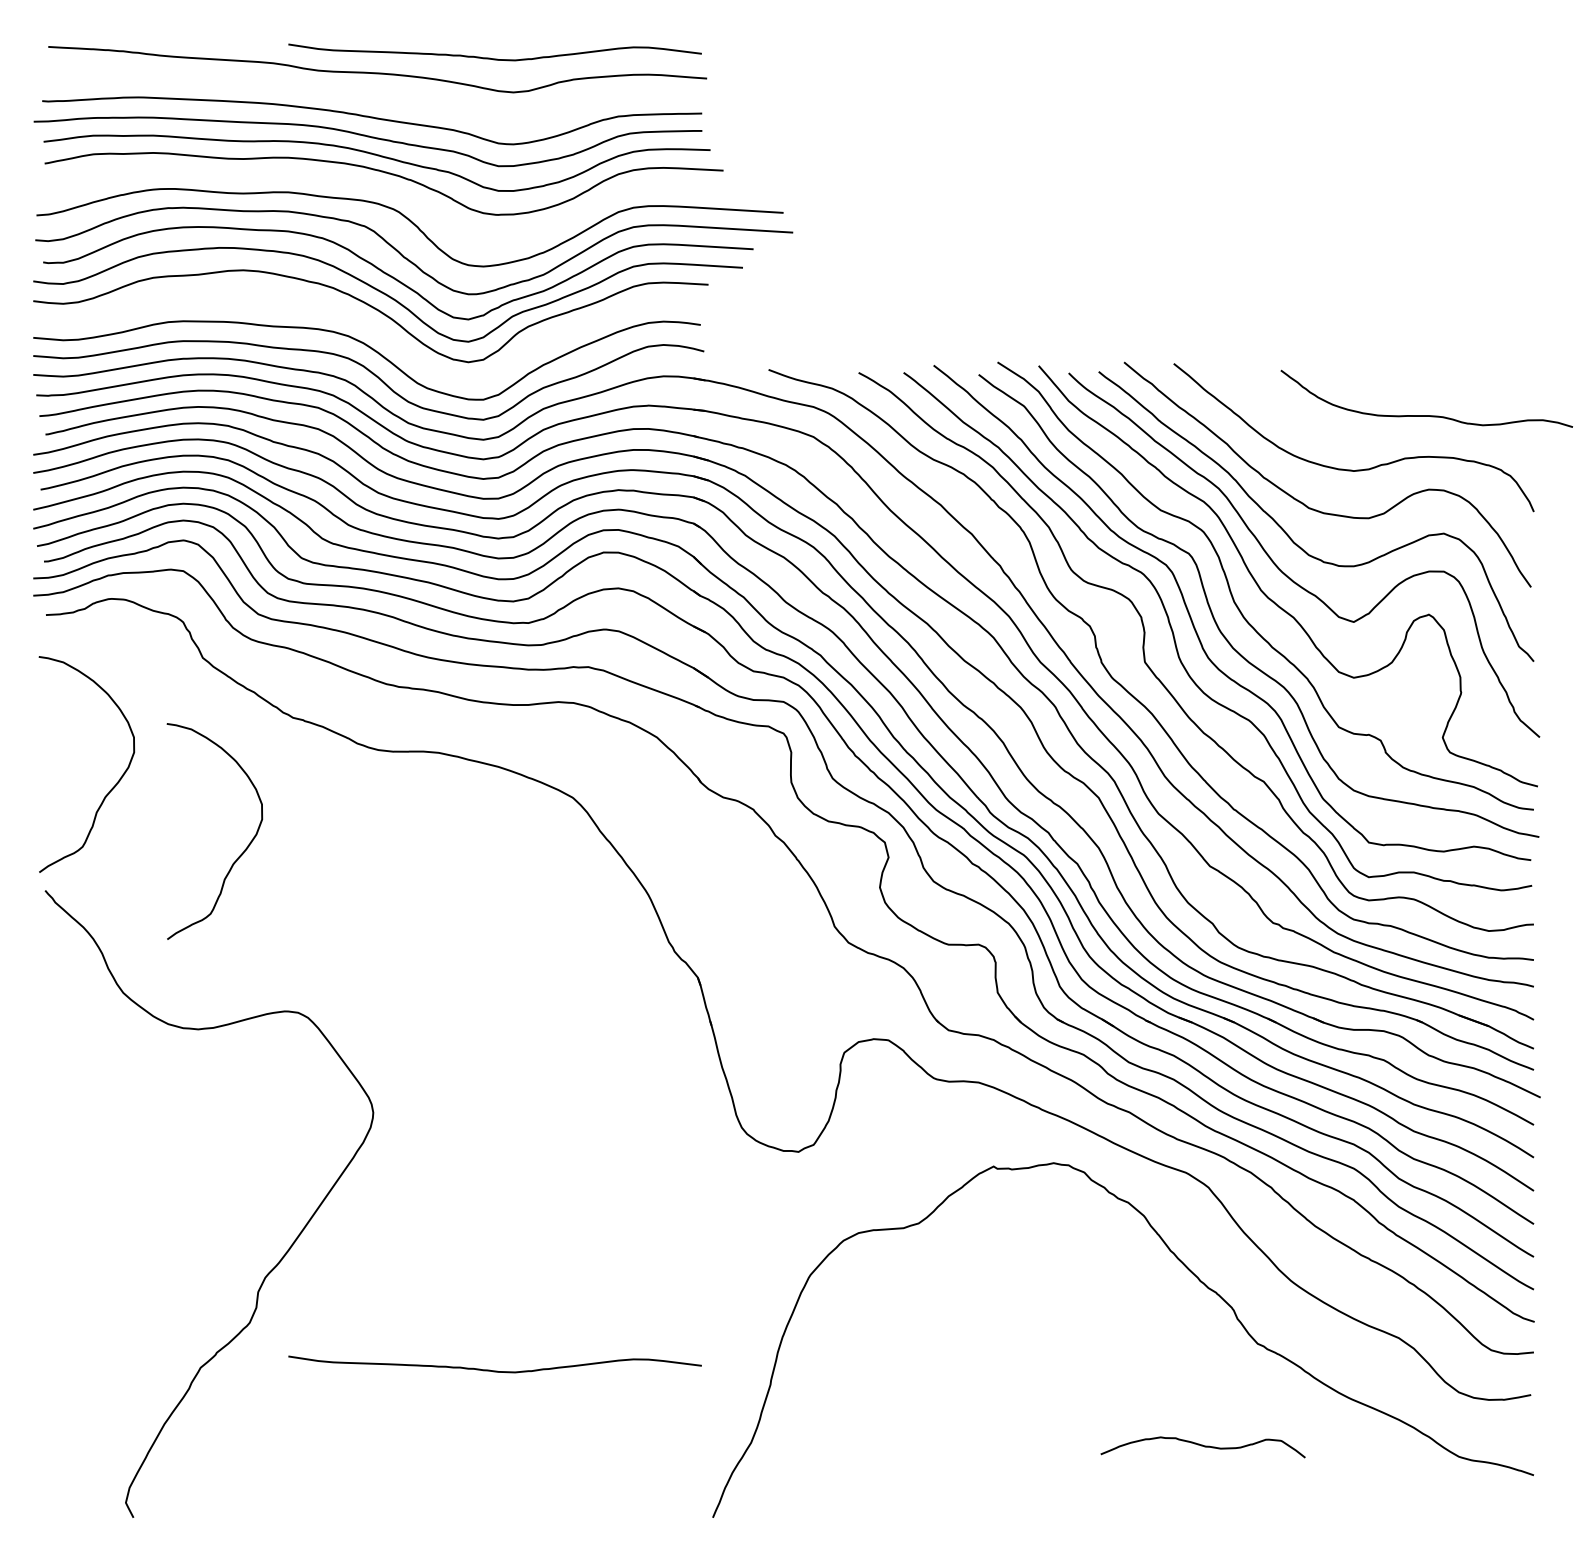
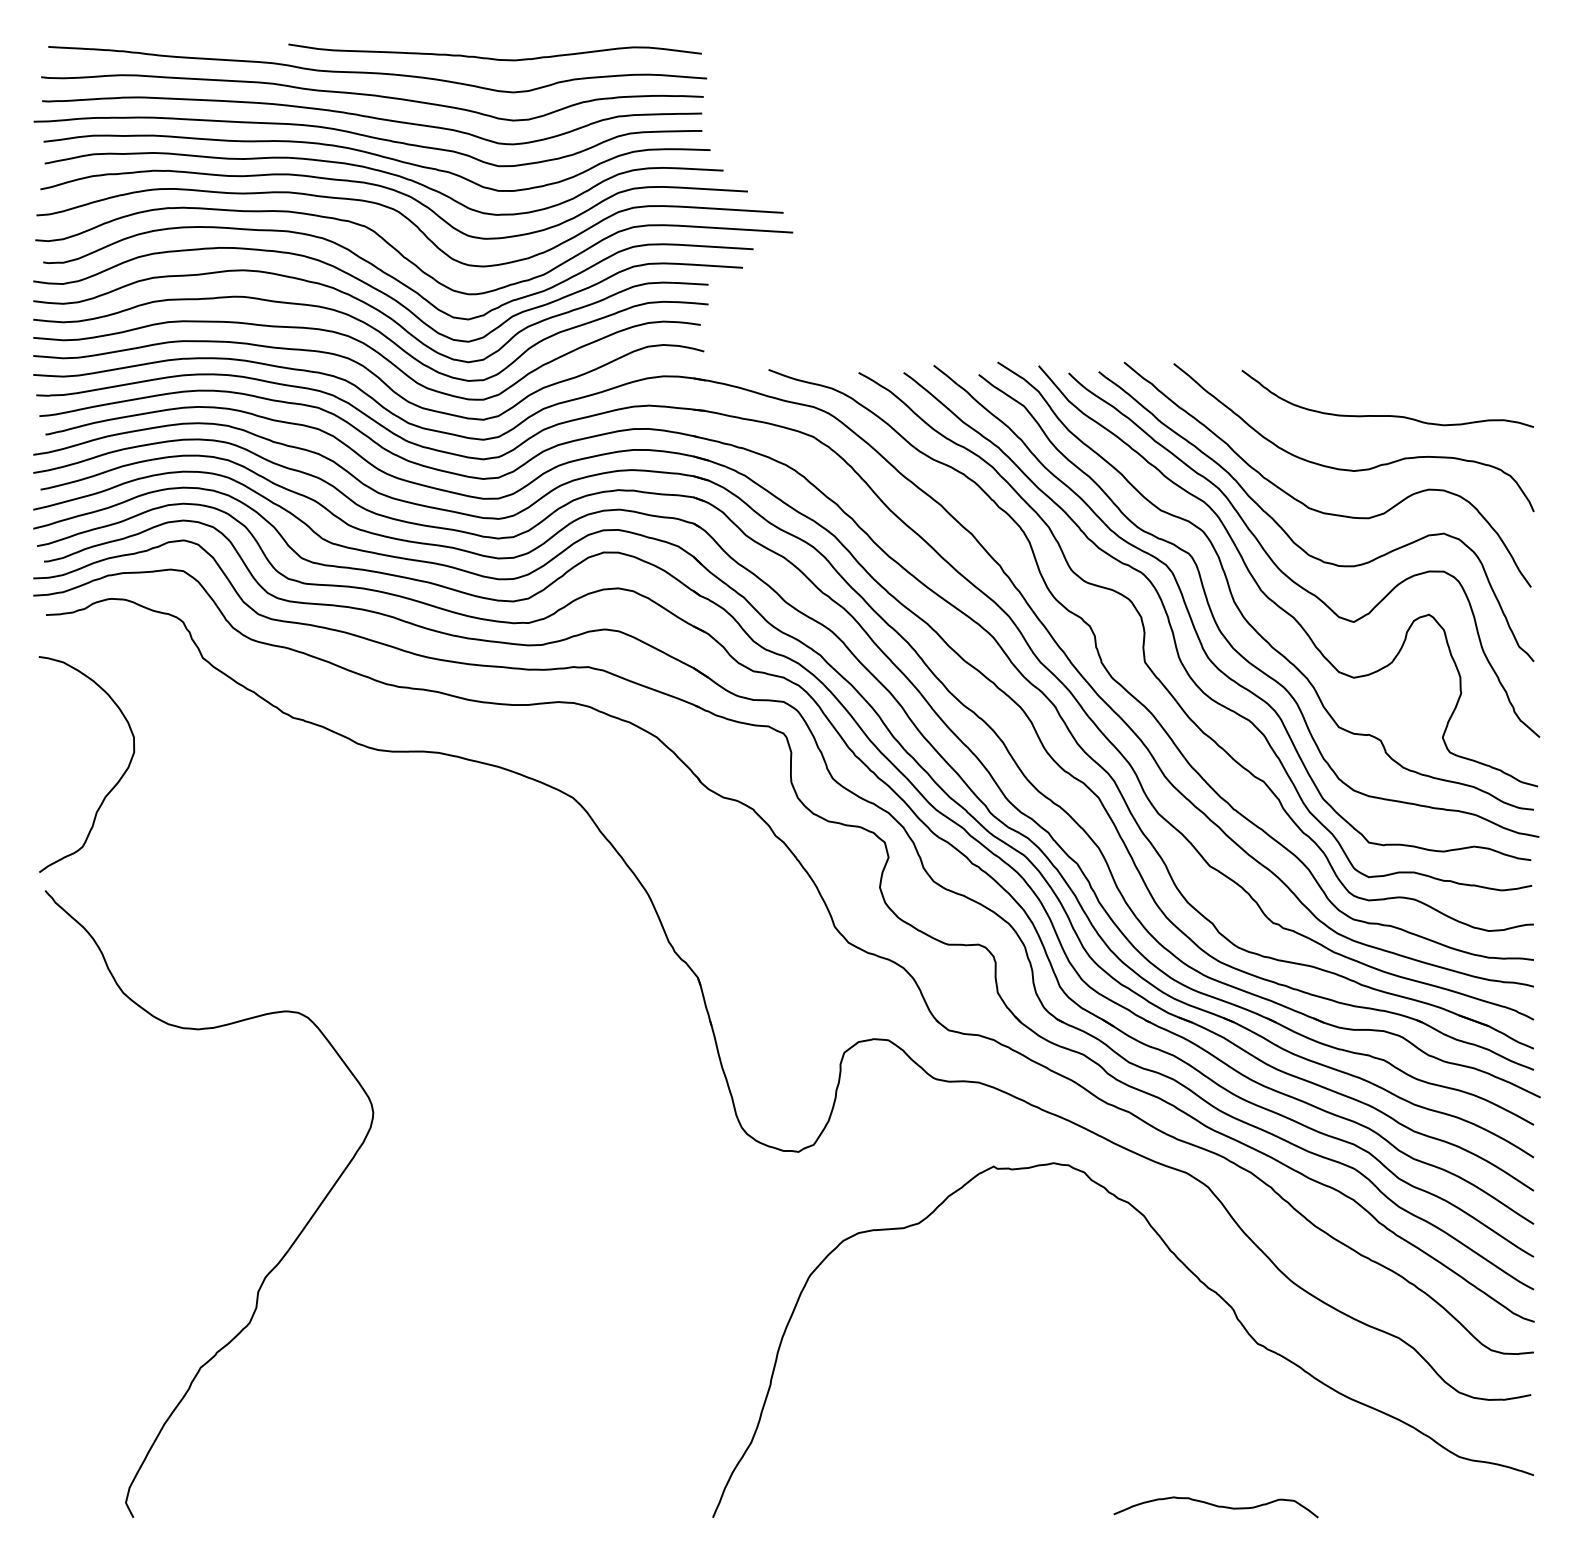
curve: none -> present (372, 96)
curve: none -> present (396, 192)
curve: none -> present (376, 331)
curve position: (1426, 415) -> (1387, 415) (1387, 415)
curve: present -> none (239, 855)
curve: present -> none (494, 1370)
curve position: (1202, 1446) -> (1215, 1506) (1215, 1506)
